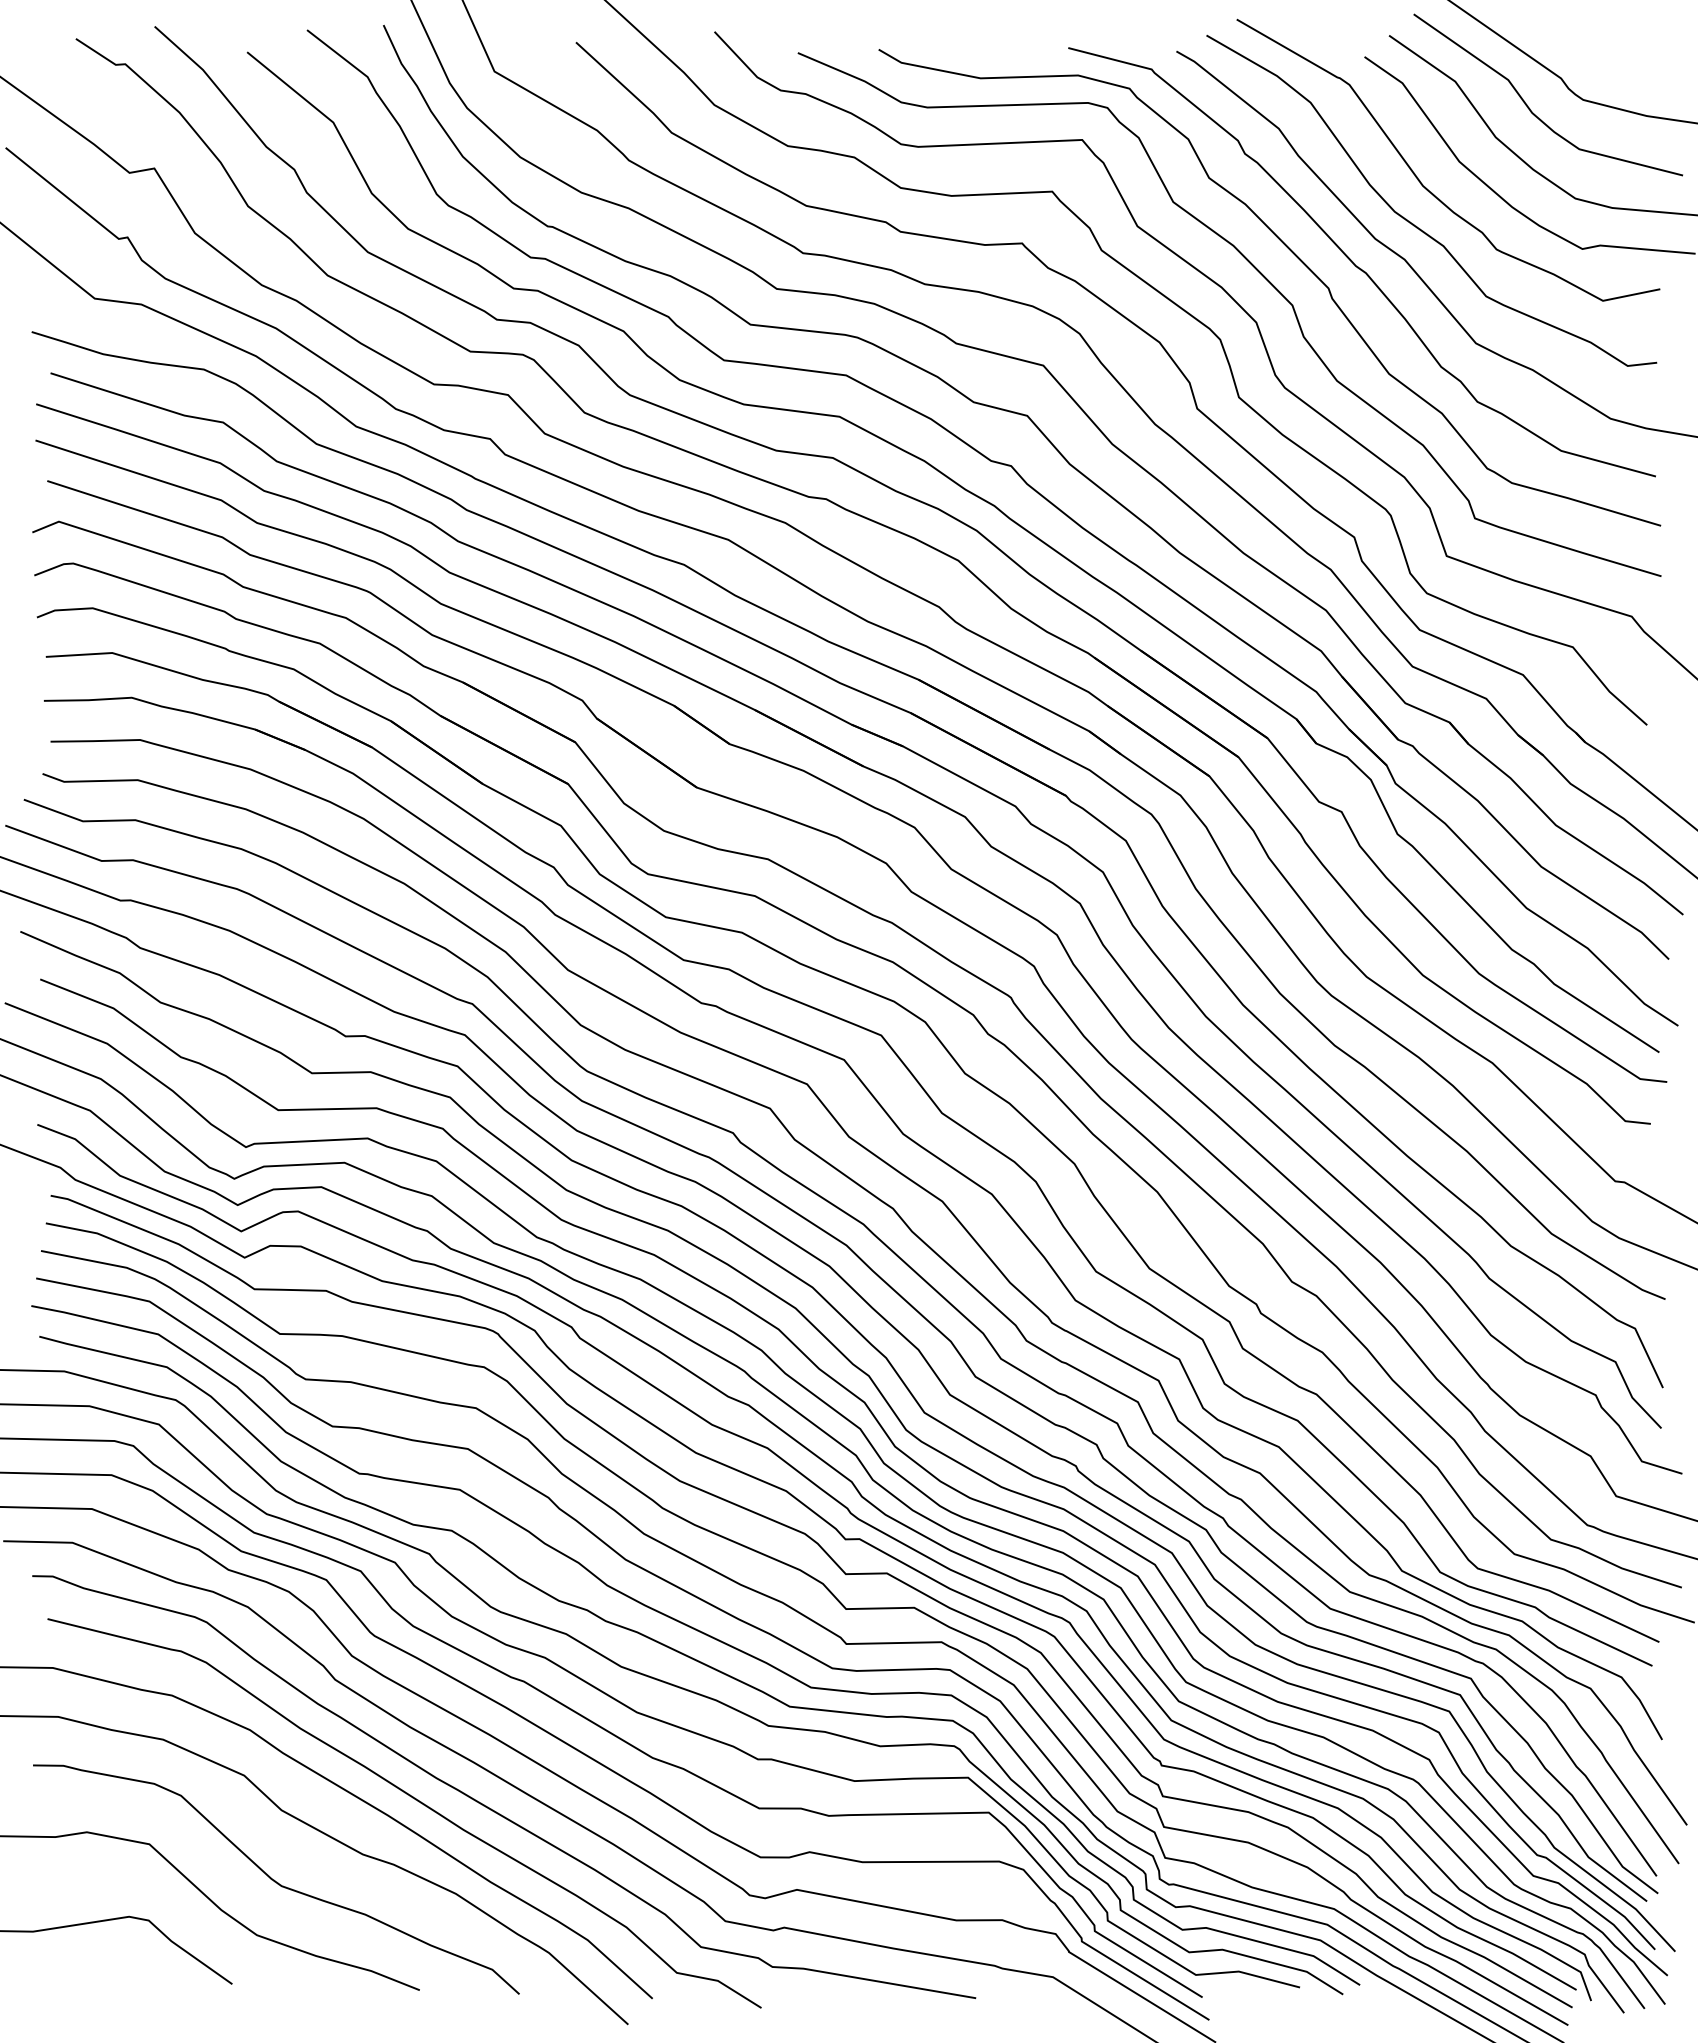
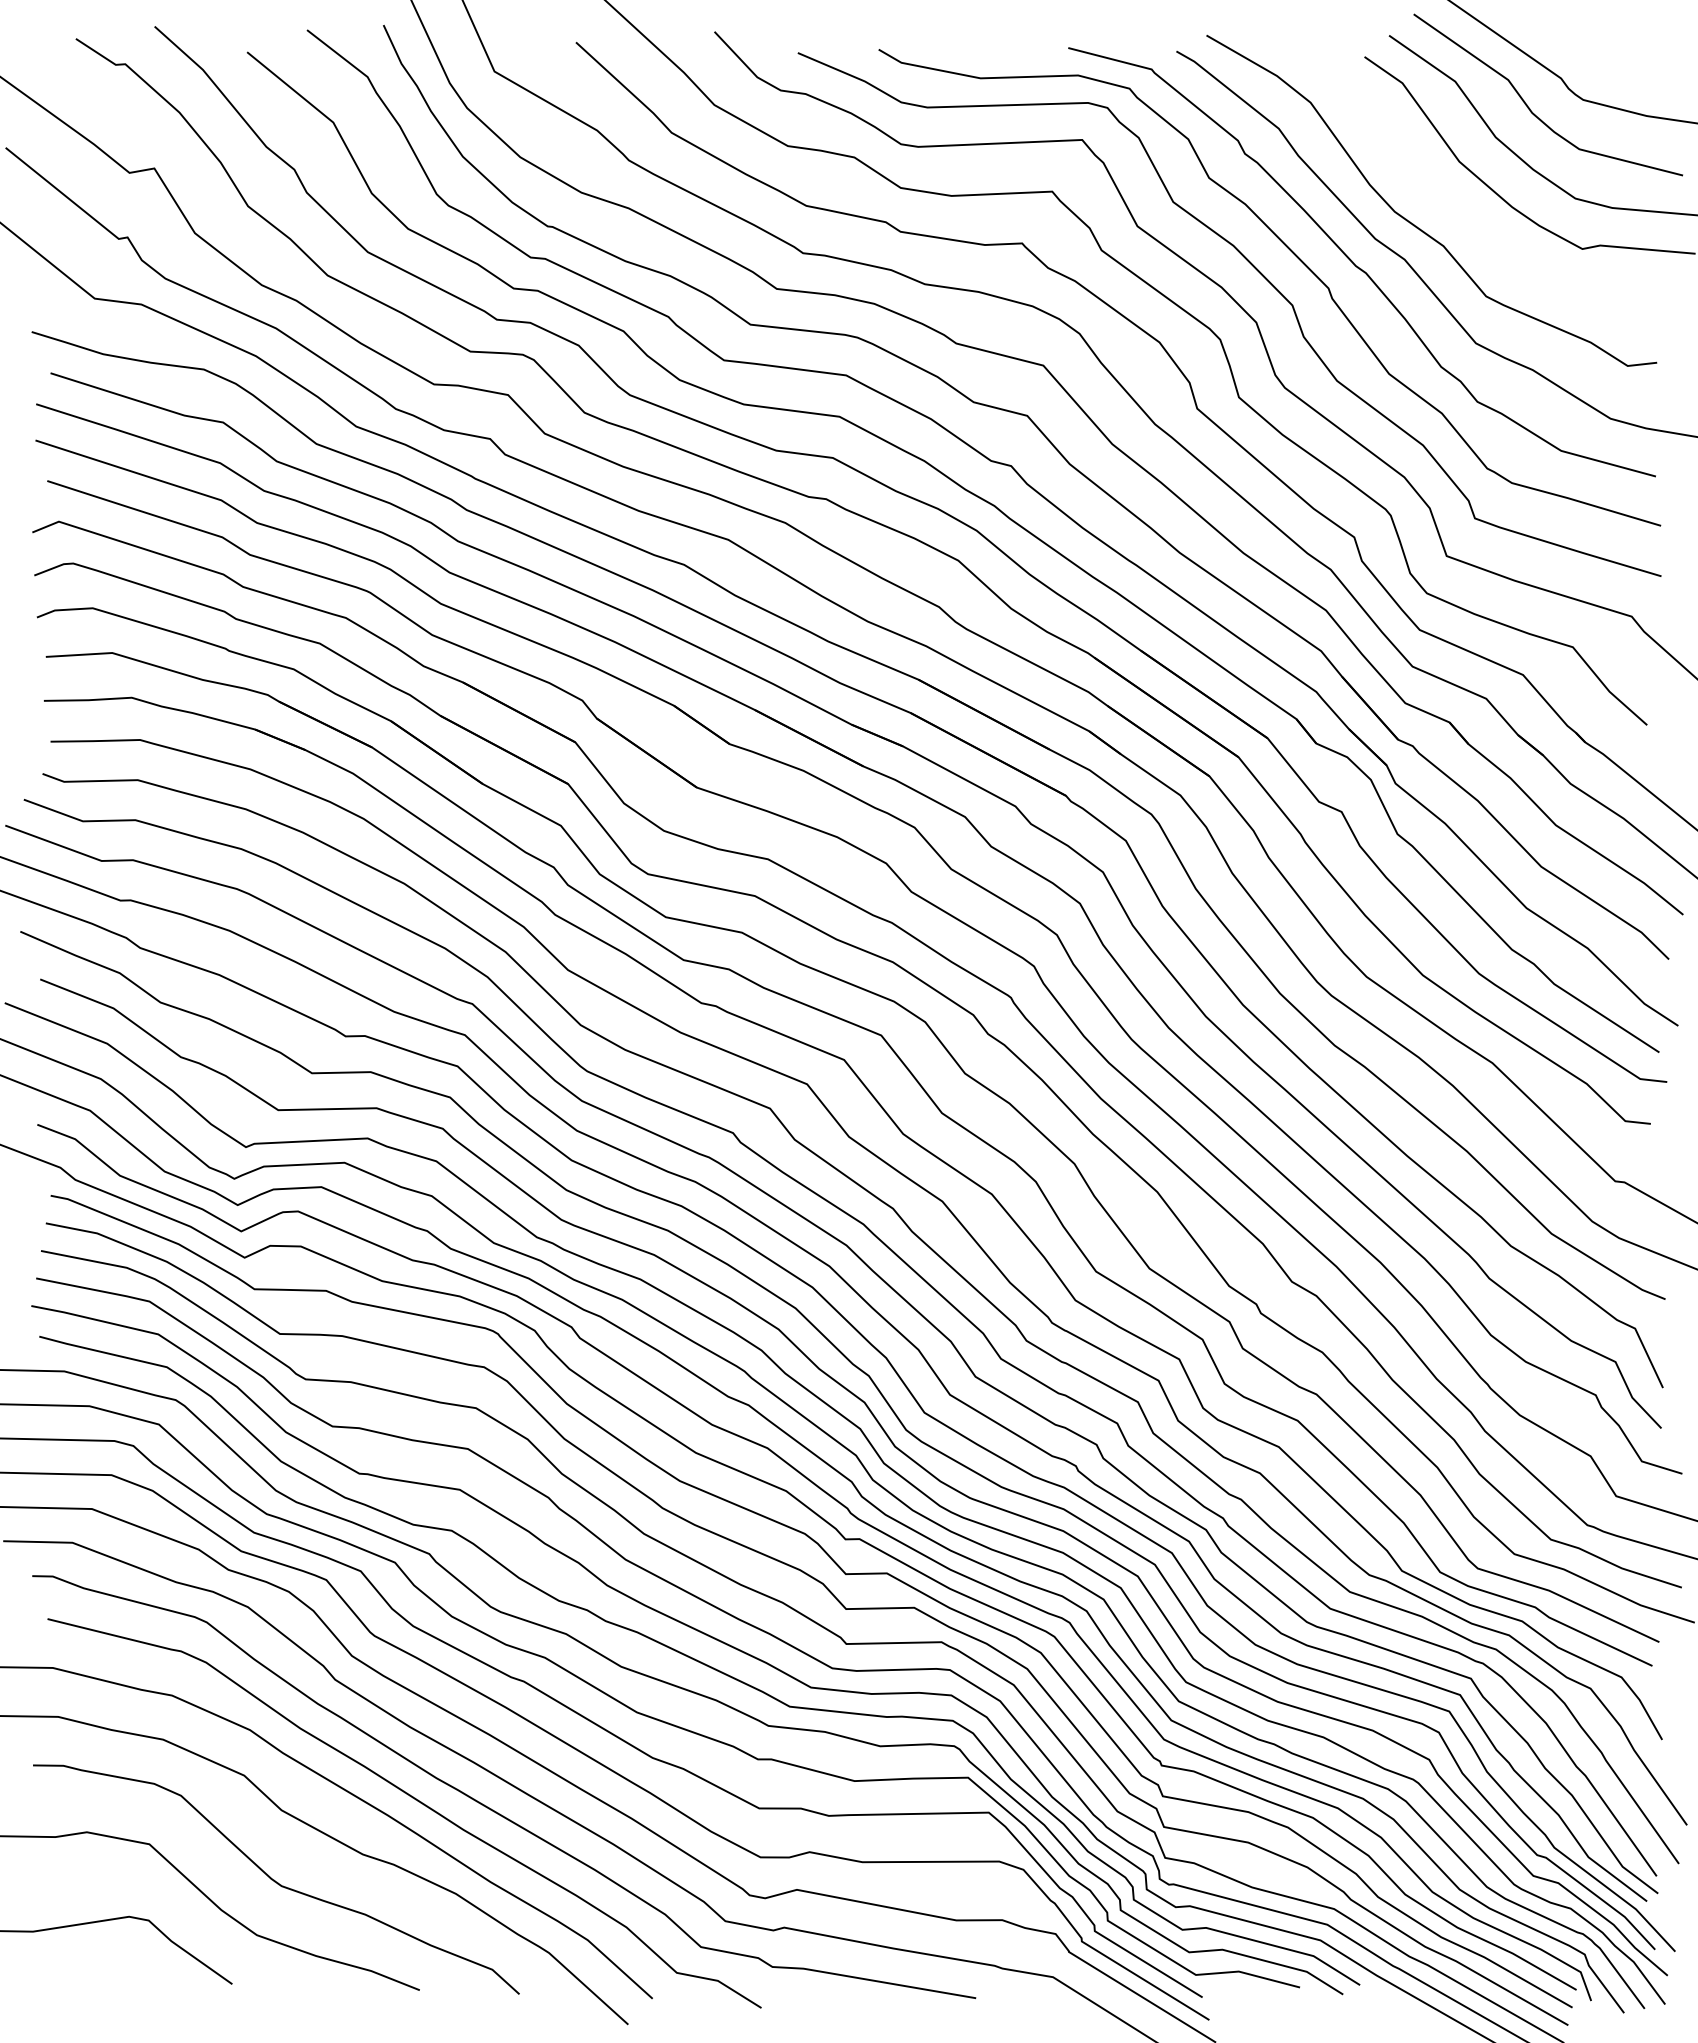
curve: present -> none (1420, 180)
